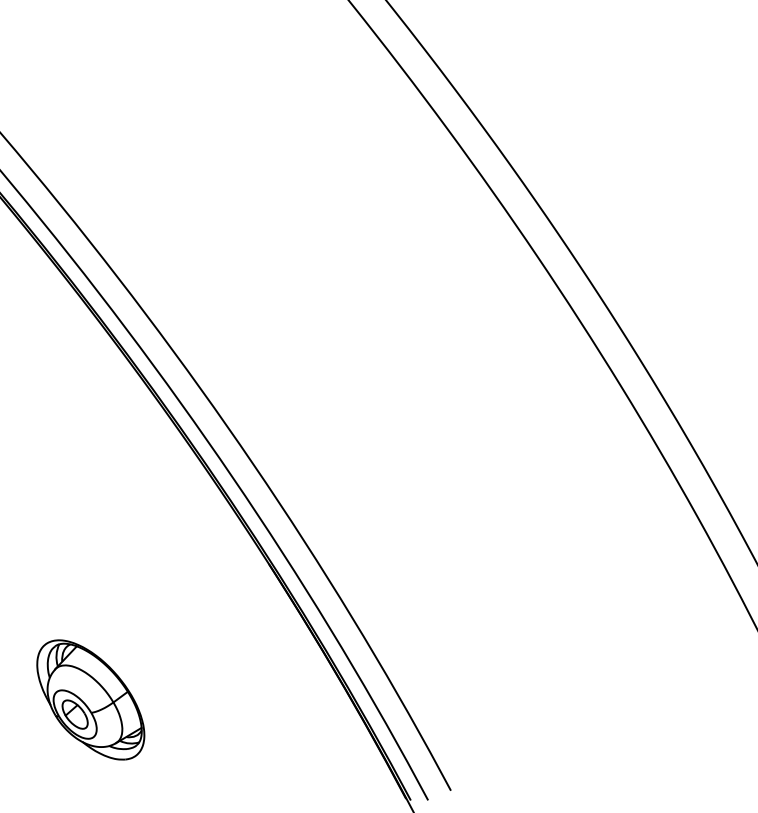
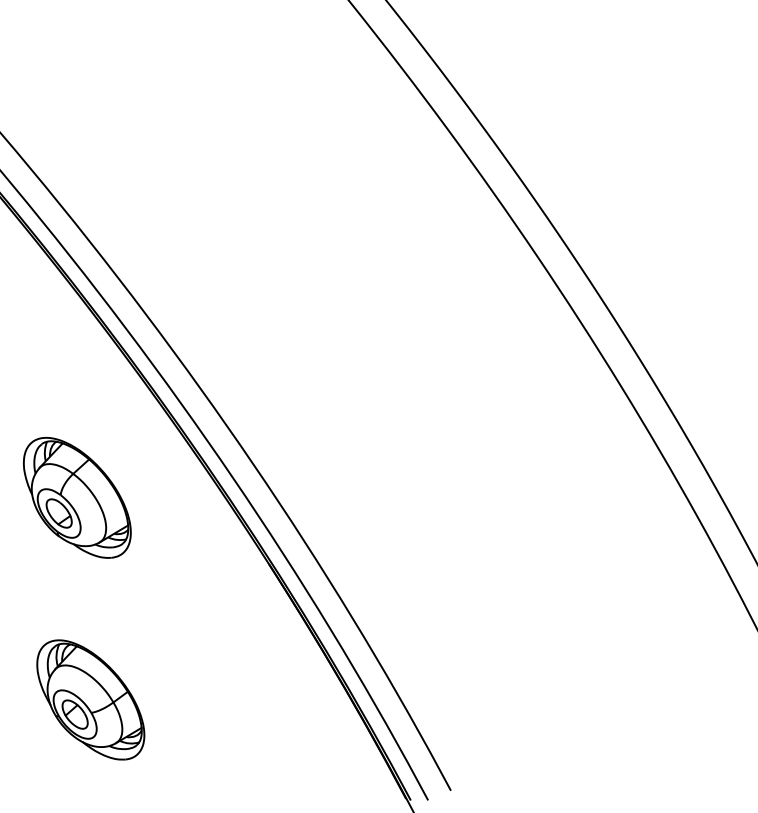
part: none -> present (77, 497)
